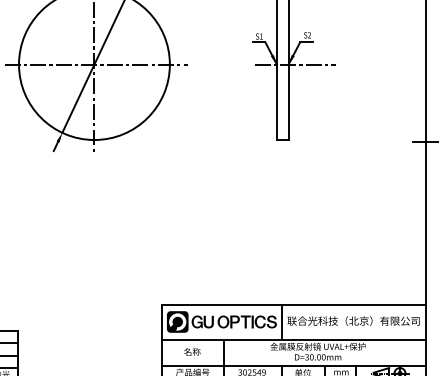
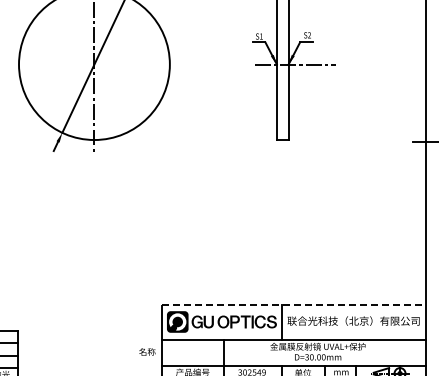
line: present -> none (96, 64)
line: solid -> dashed (294, 305)
text position: (192, 351) -> (147, 351) (147, 351)
